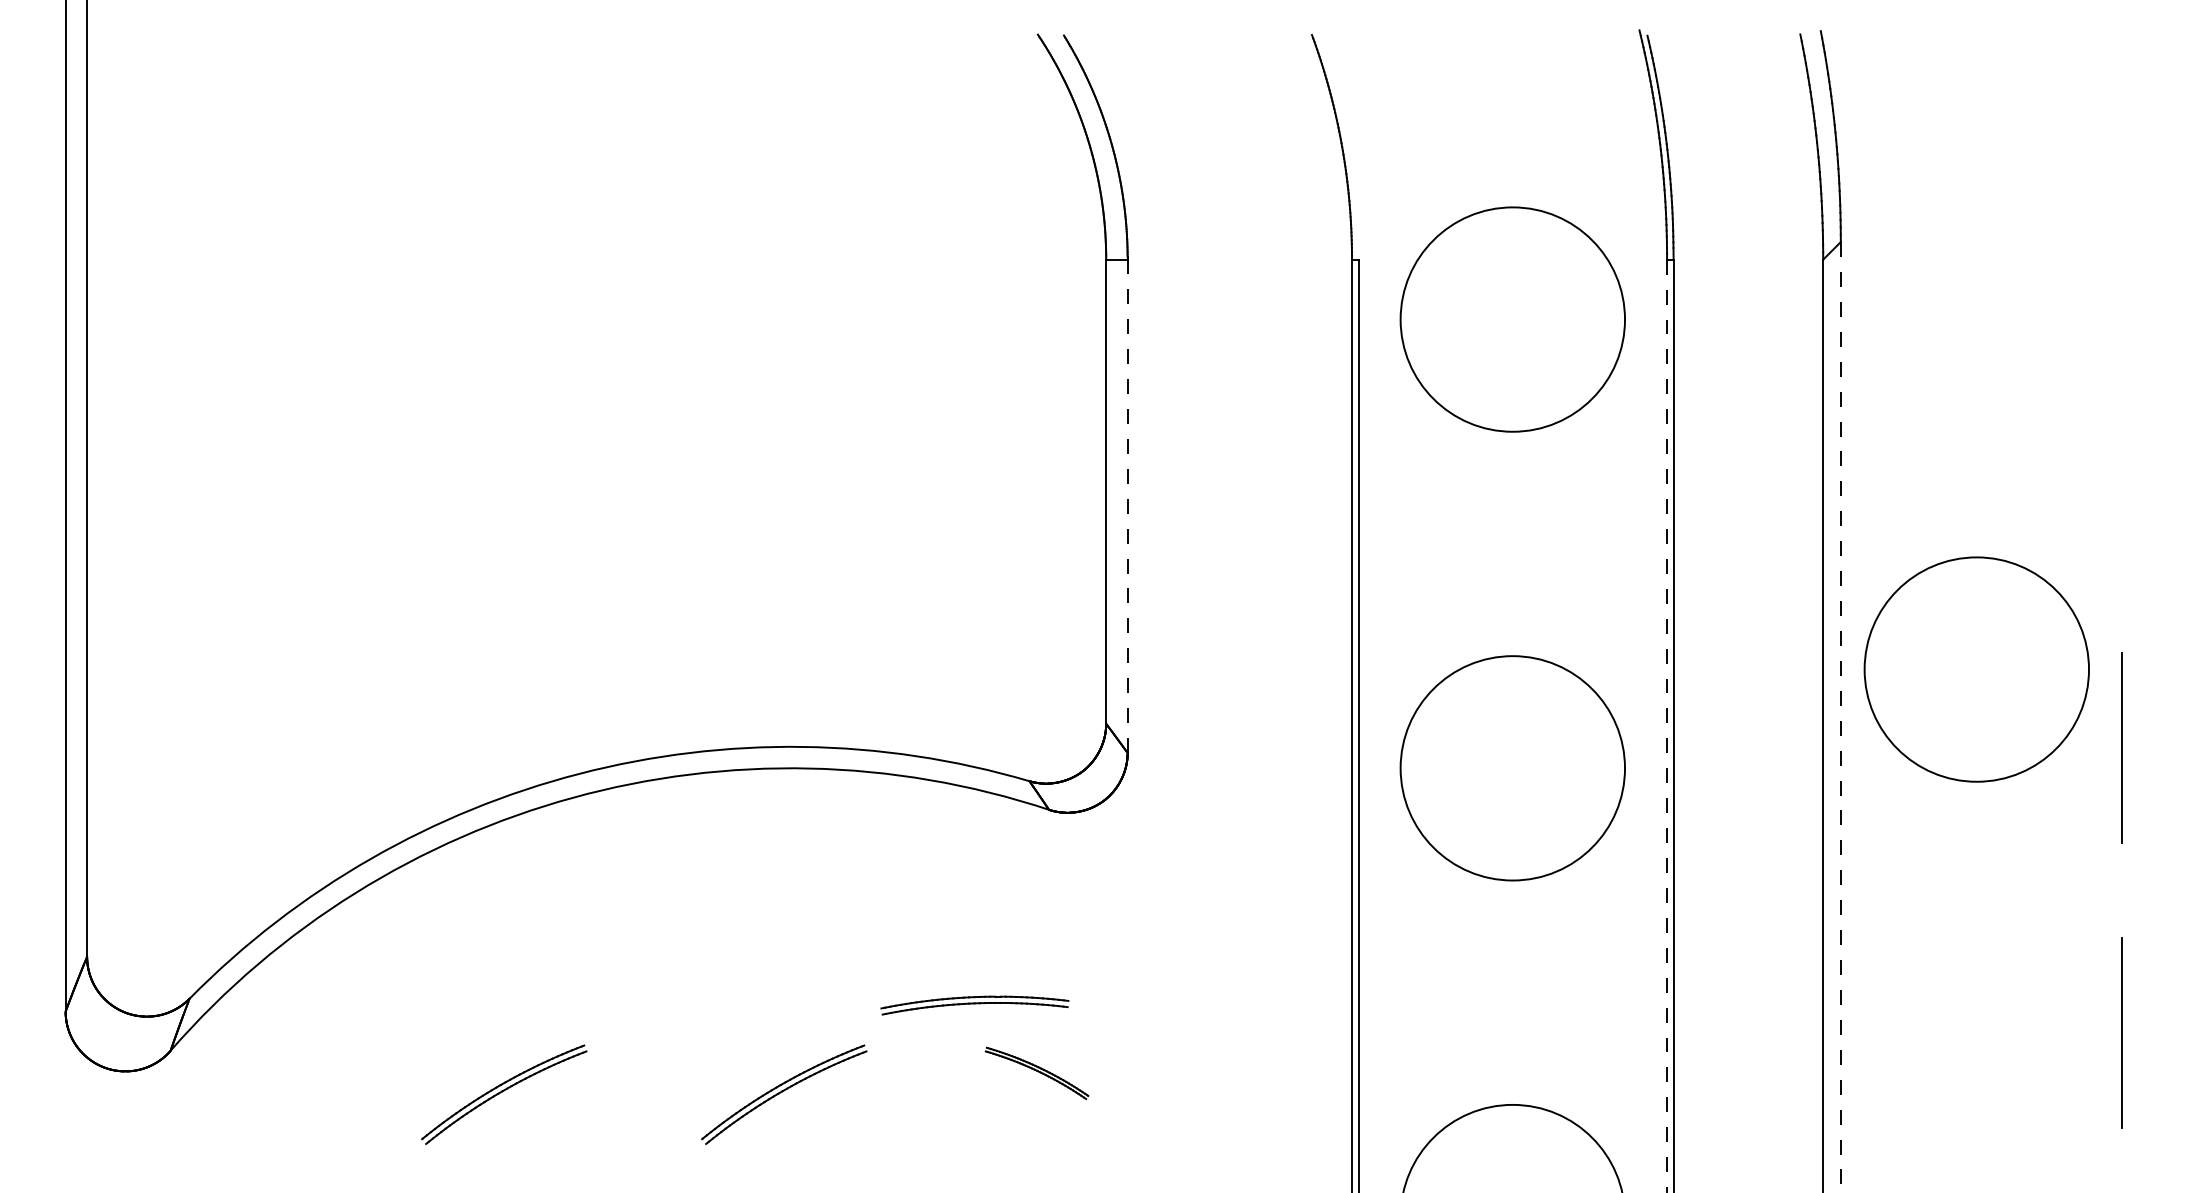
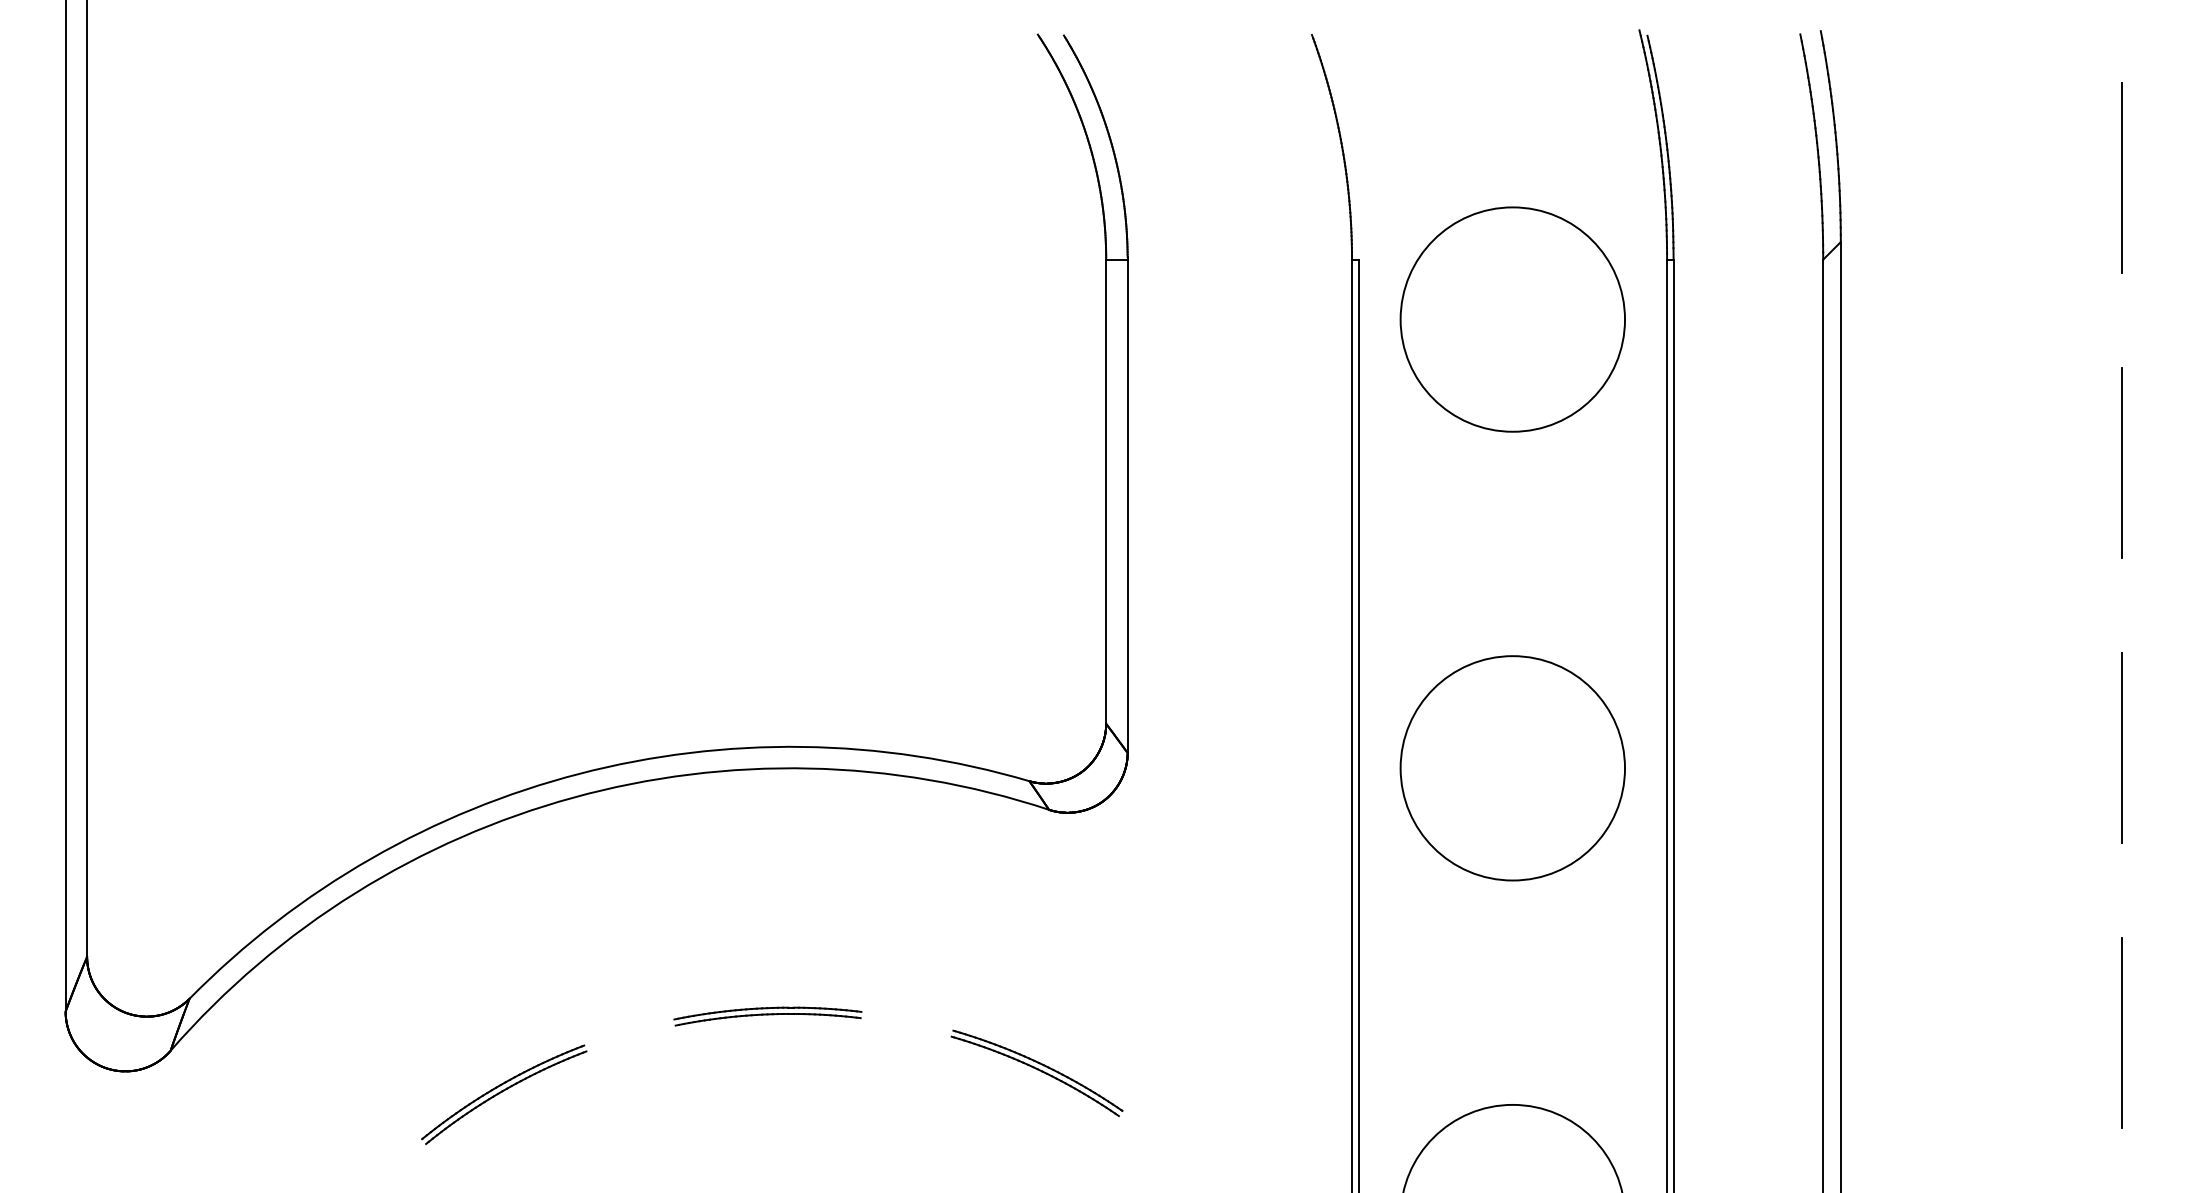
line: none -> present (2122, 178)
line: none -> present (2122, 463)
line: dashed -> solid (1127, 506)
circle: present -> none (1976, 669)
line: dashed -> solid (1840, 717)
line: dashed -> solid (1667, 726)
part position: (974, 1005) -> (767, 1016) (767, 1016)
part size: 106x55 px -> 174x89 px (1036, 1073)
part: present -> none (784, 1094)
